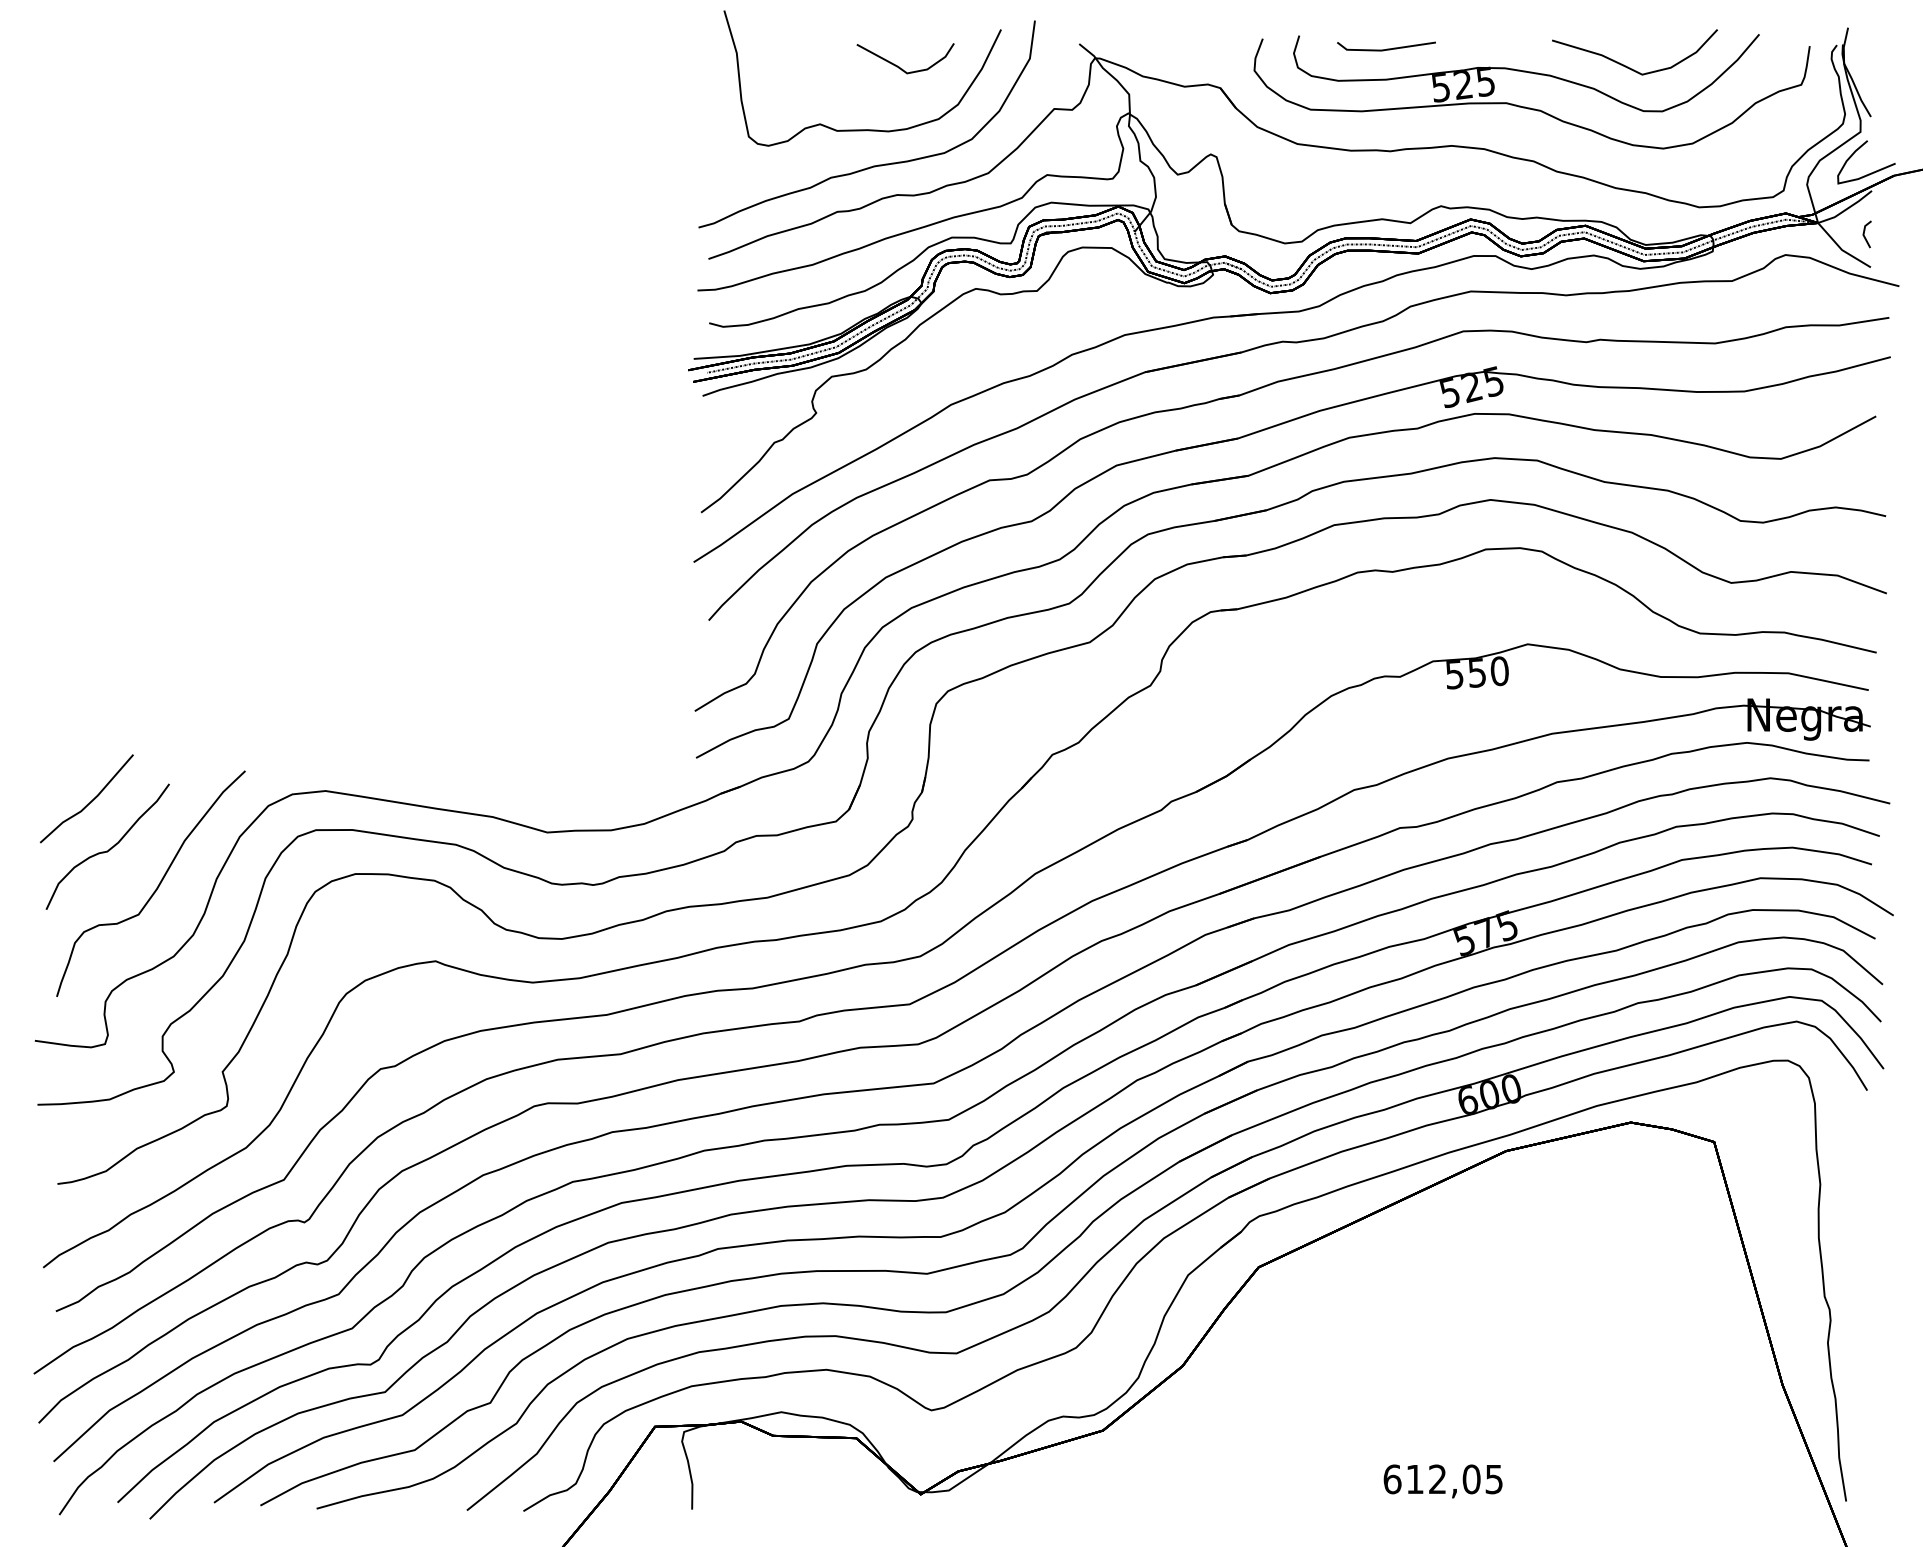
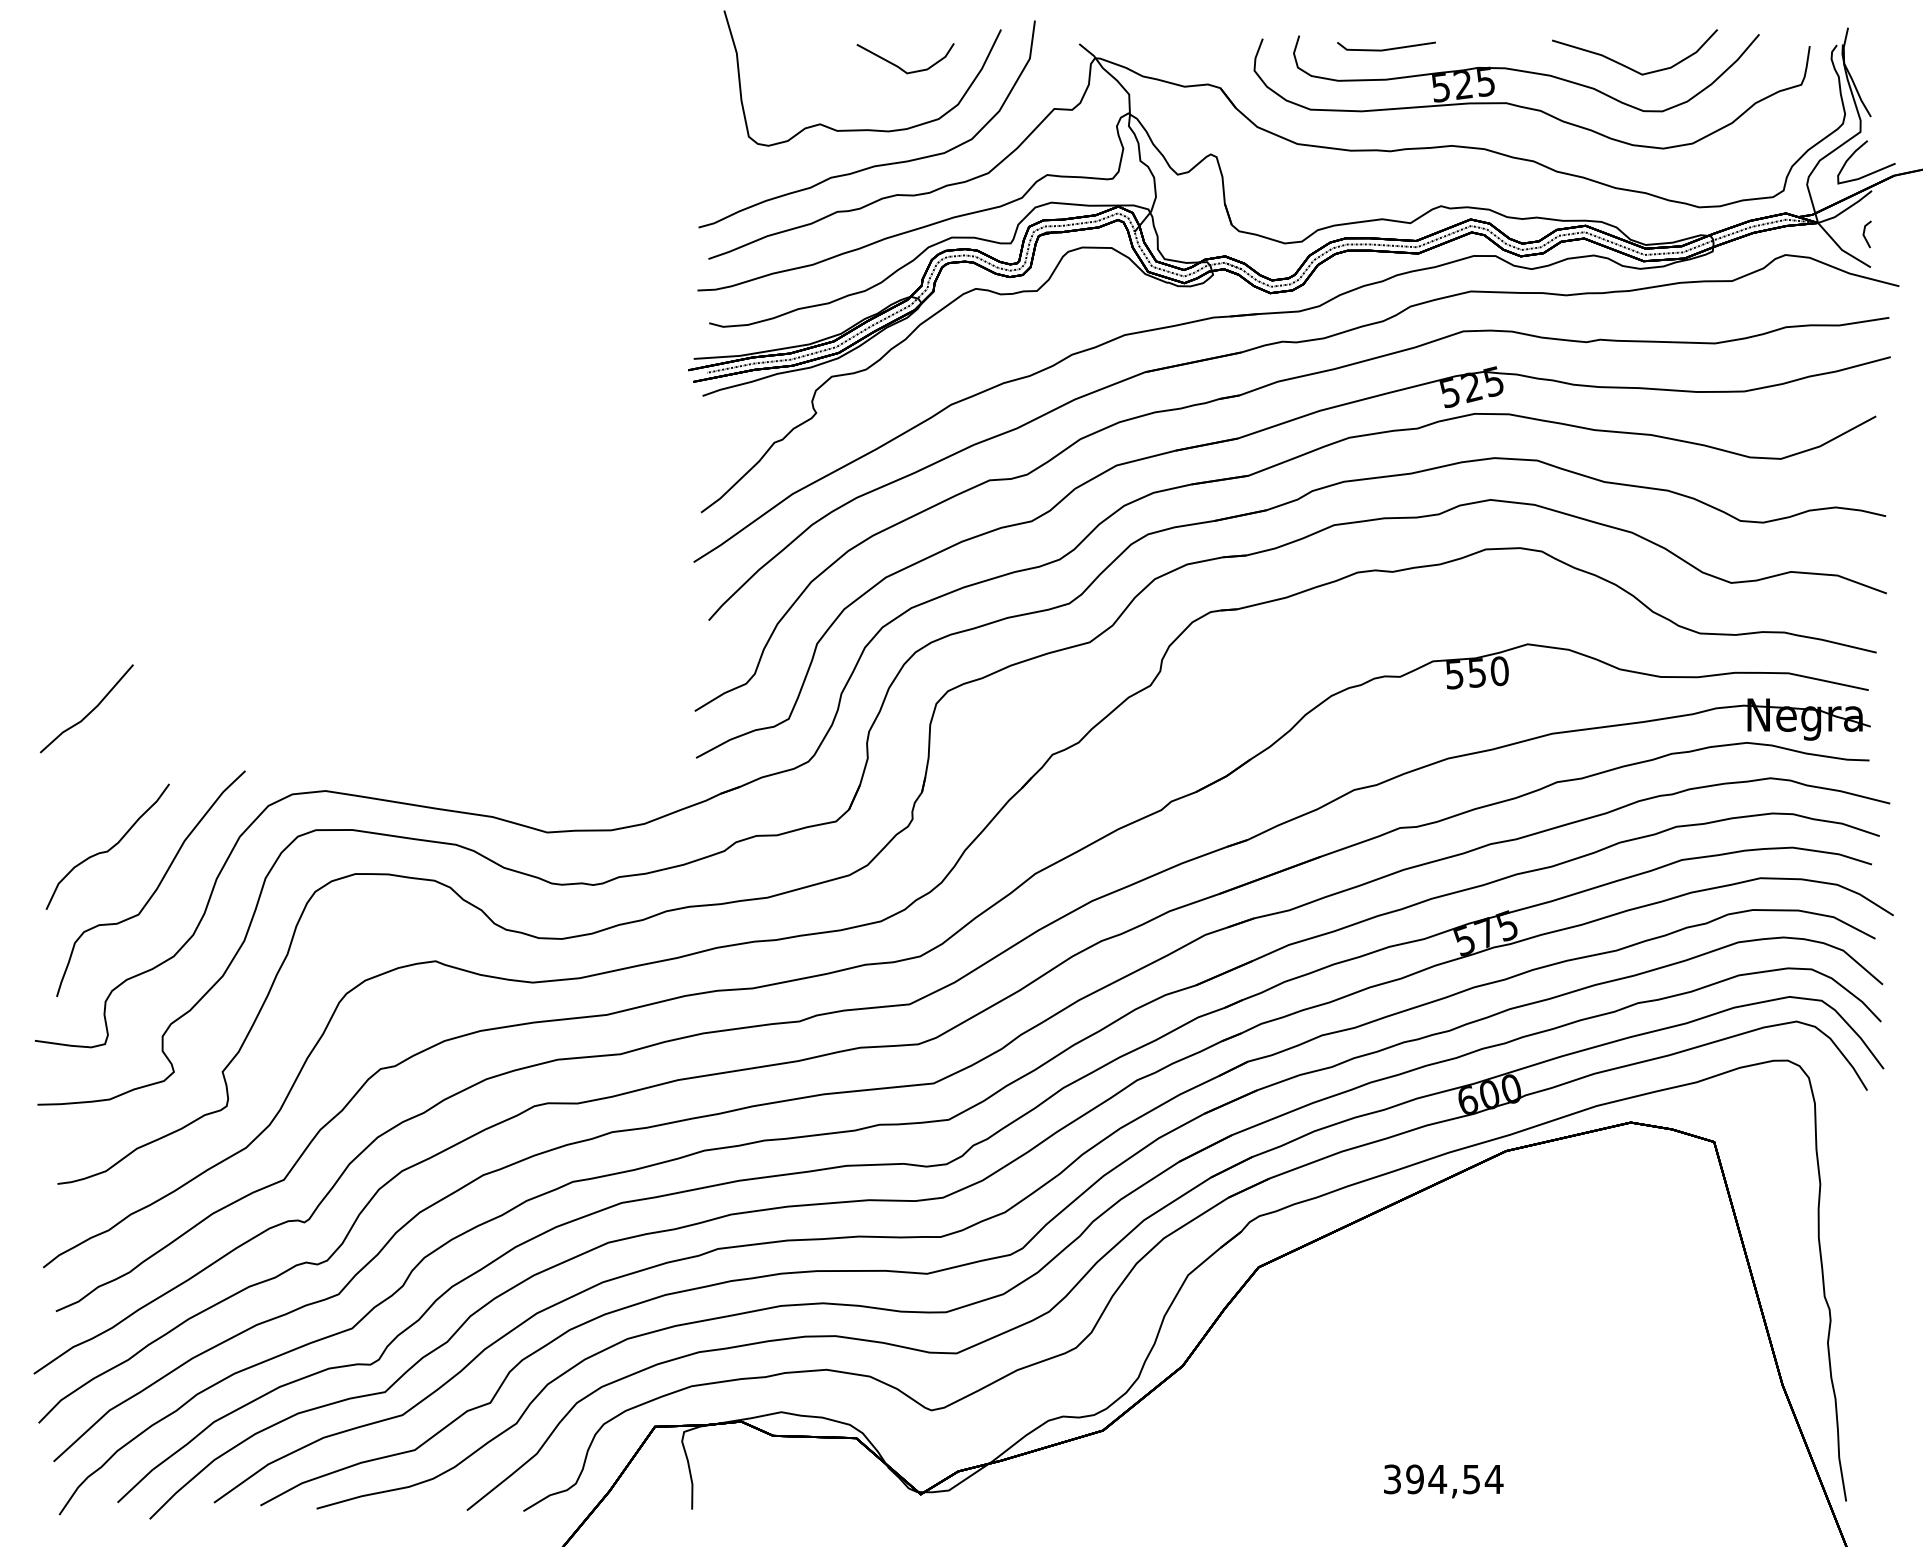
part position: (86, 798) -> (86, 708) (86, 708)
text: 612,05 -> 394,54 (1443, 1479)
